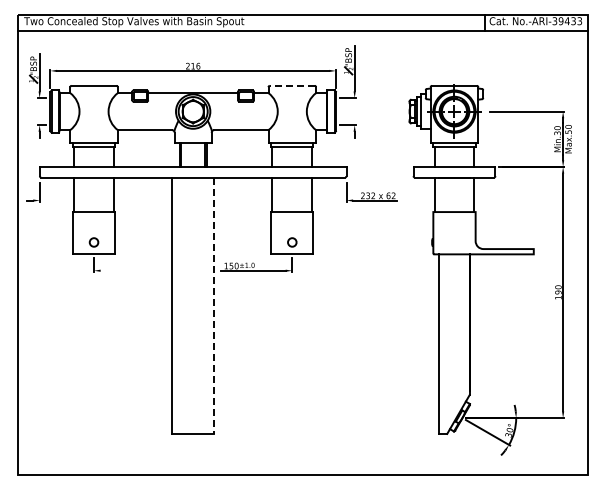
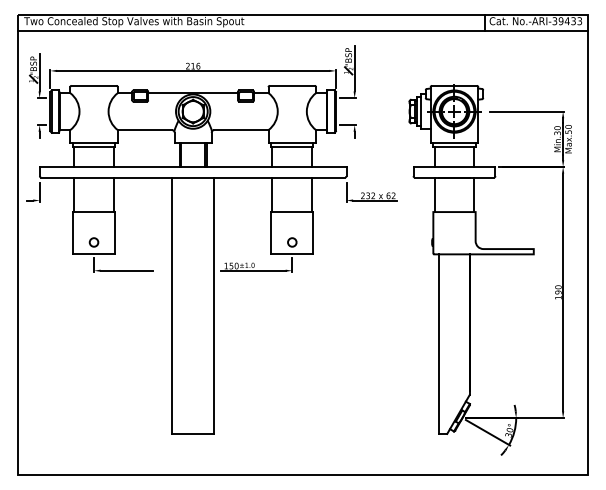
line: dashed -> solid (291, 85)
line: none -> present (126, 270)
line: dashed -> solid (214, 306)
